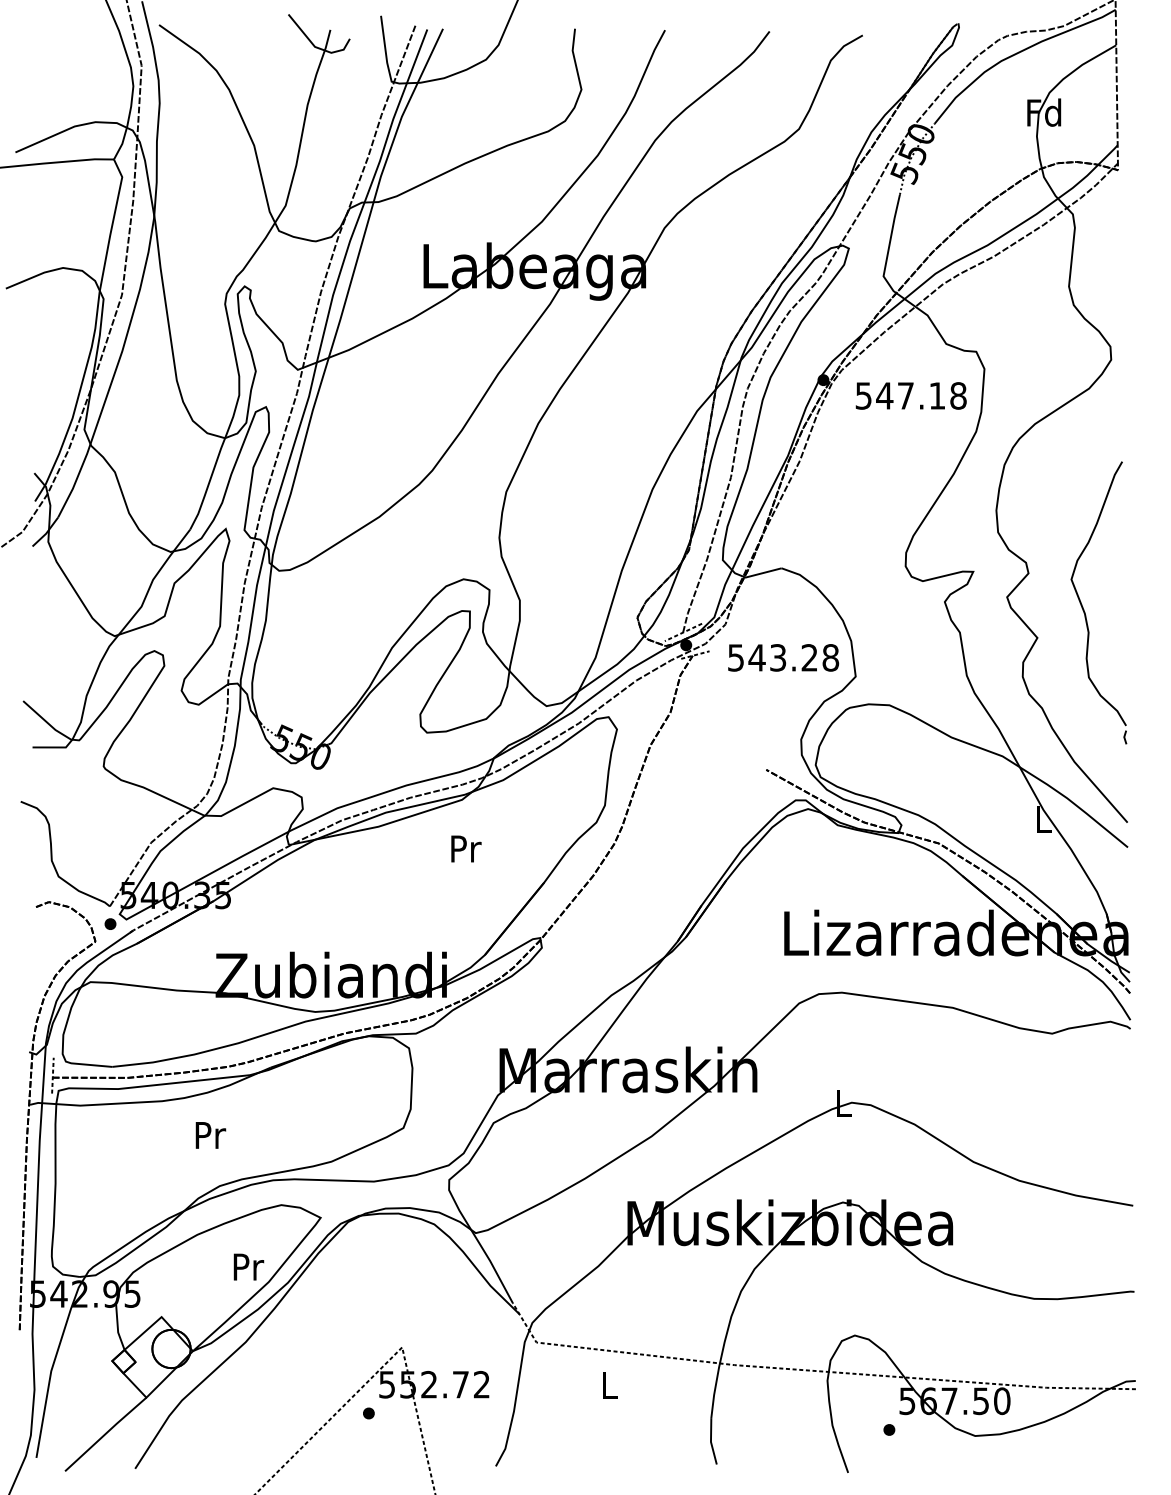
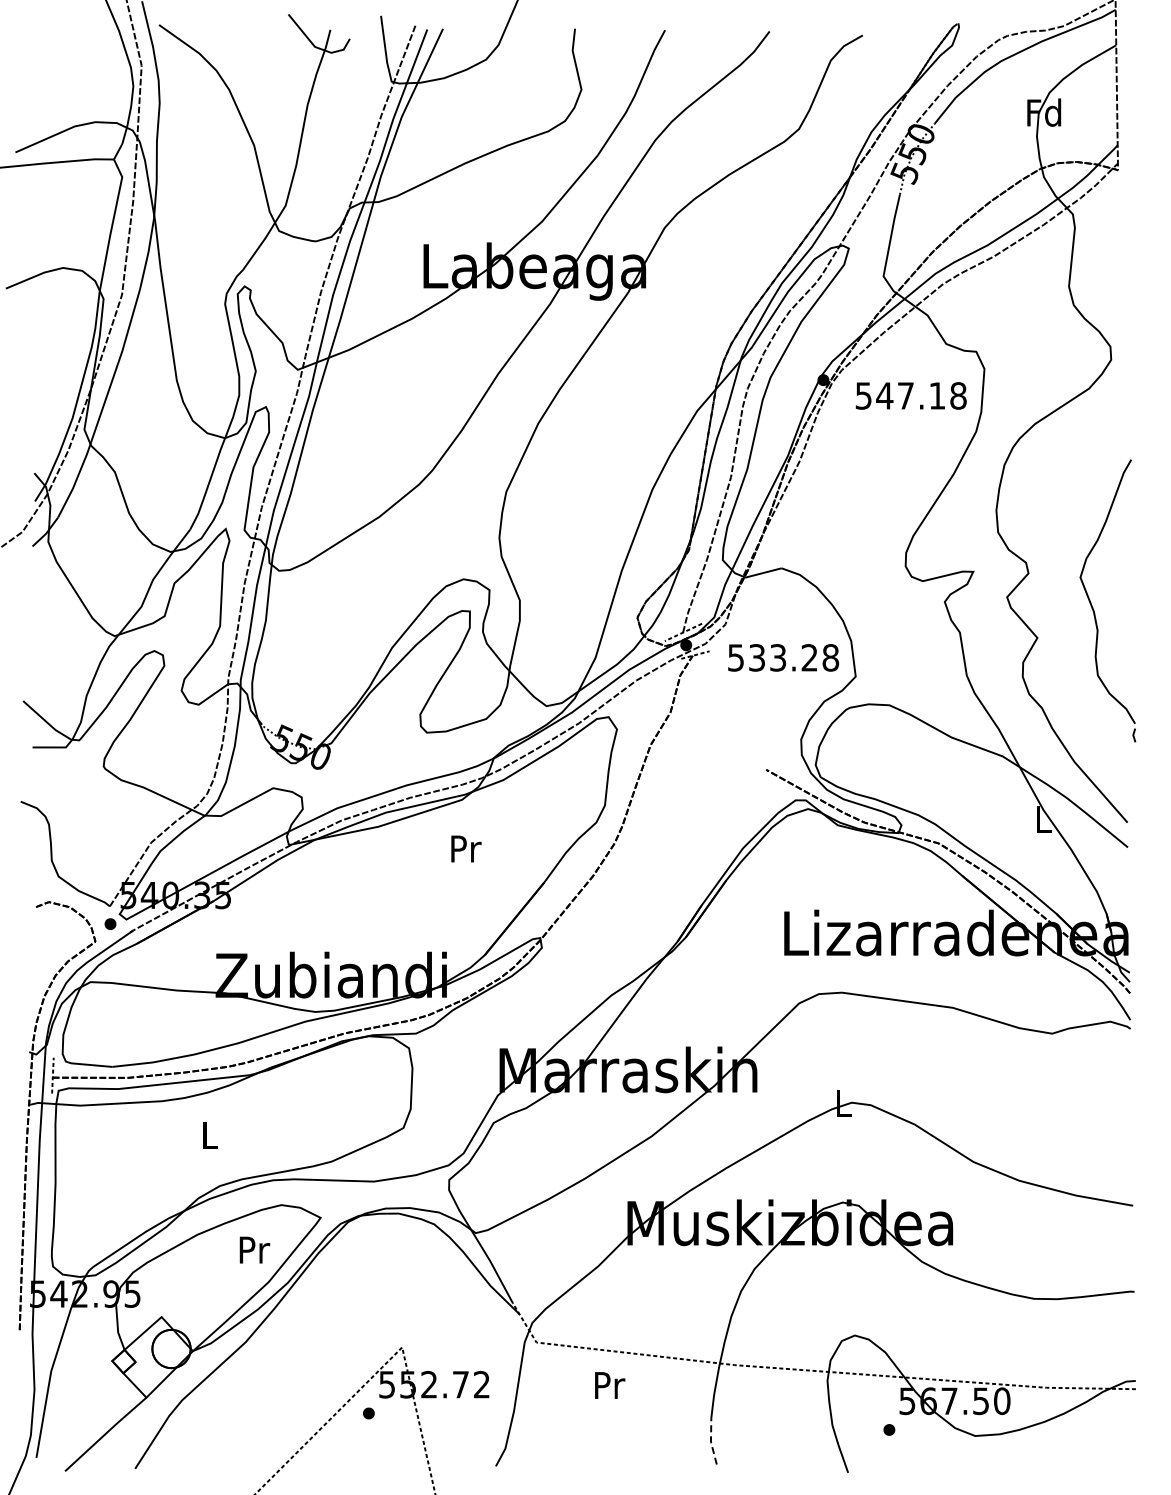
part position: (1084, 609) -> (1093, 607) (1093, 607)
text: 543.28 -> 533.28 (756, 657)
text: Pr -> L (210, 1135)
text position: (248, 1266) -> (254, 1249) (254, 1249)
text: L -> Pr (610, 1385)
line: solid -> dashed (710, 1442)
